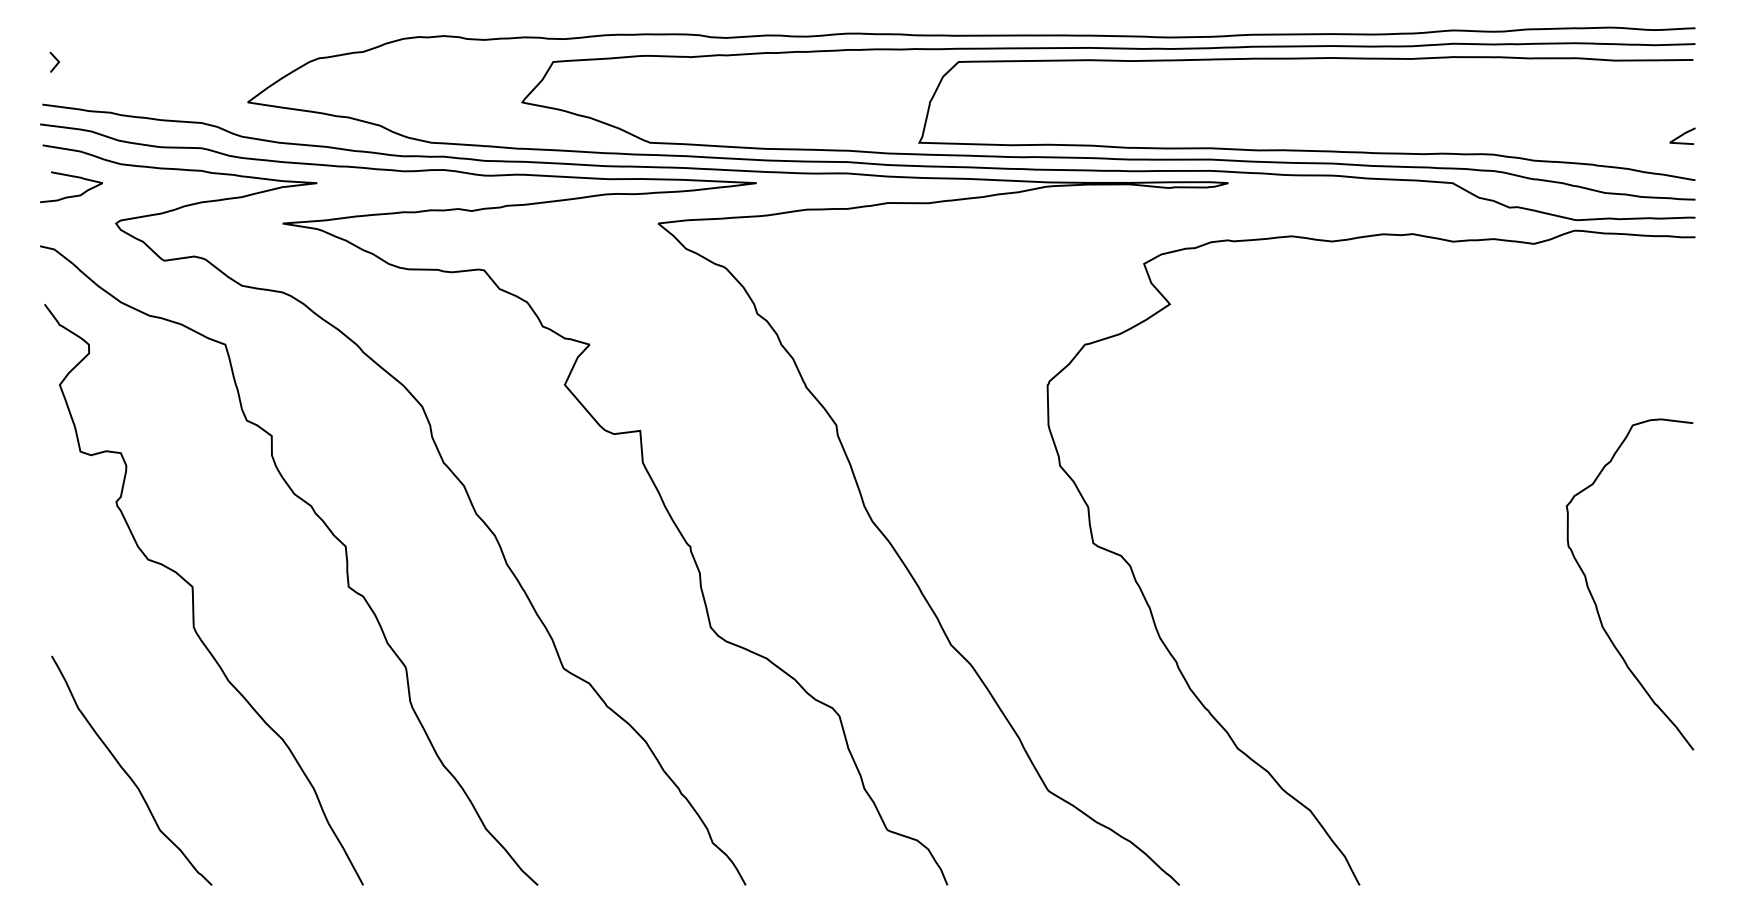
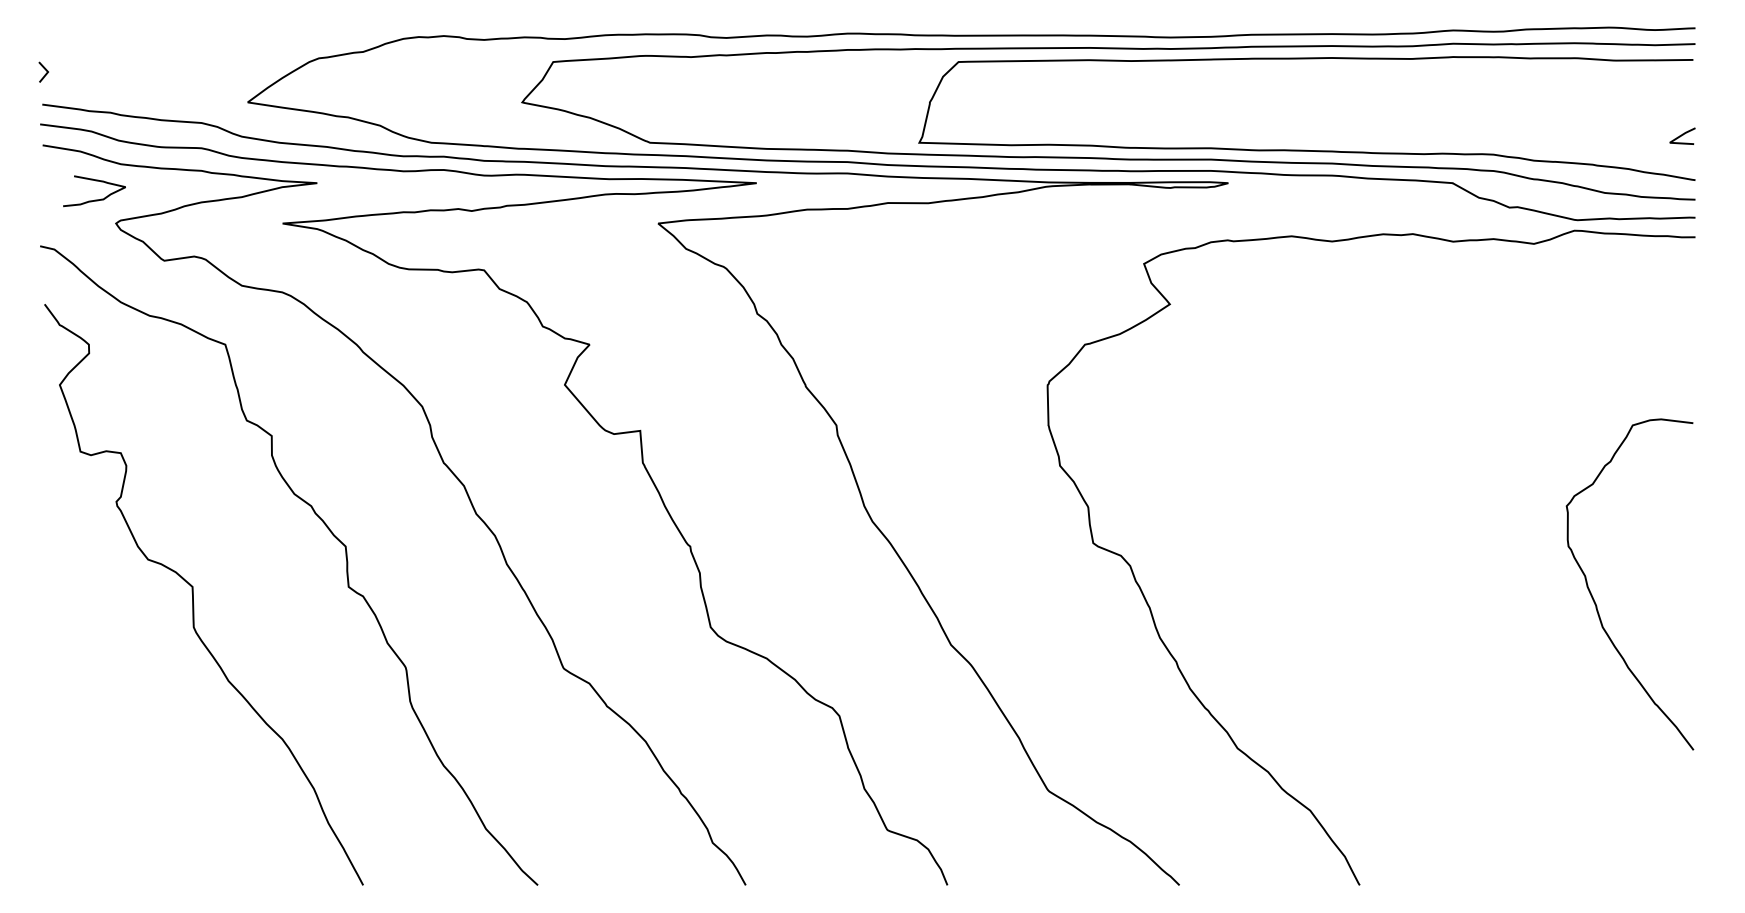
line position: (55, 59) -> (44, 69) (44, 69)
curve position: (71, 195) -> (94, 199) (94, 199)
curve: present -> none (127, 772)
